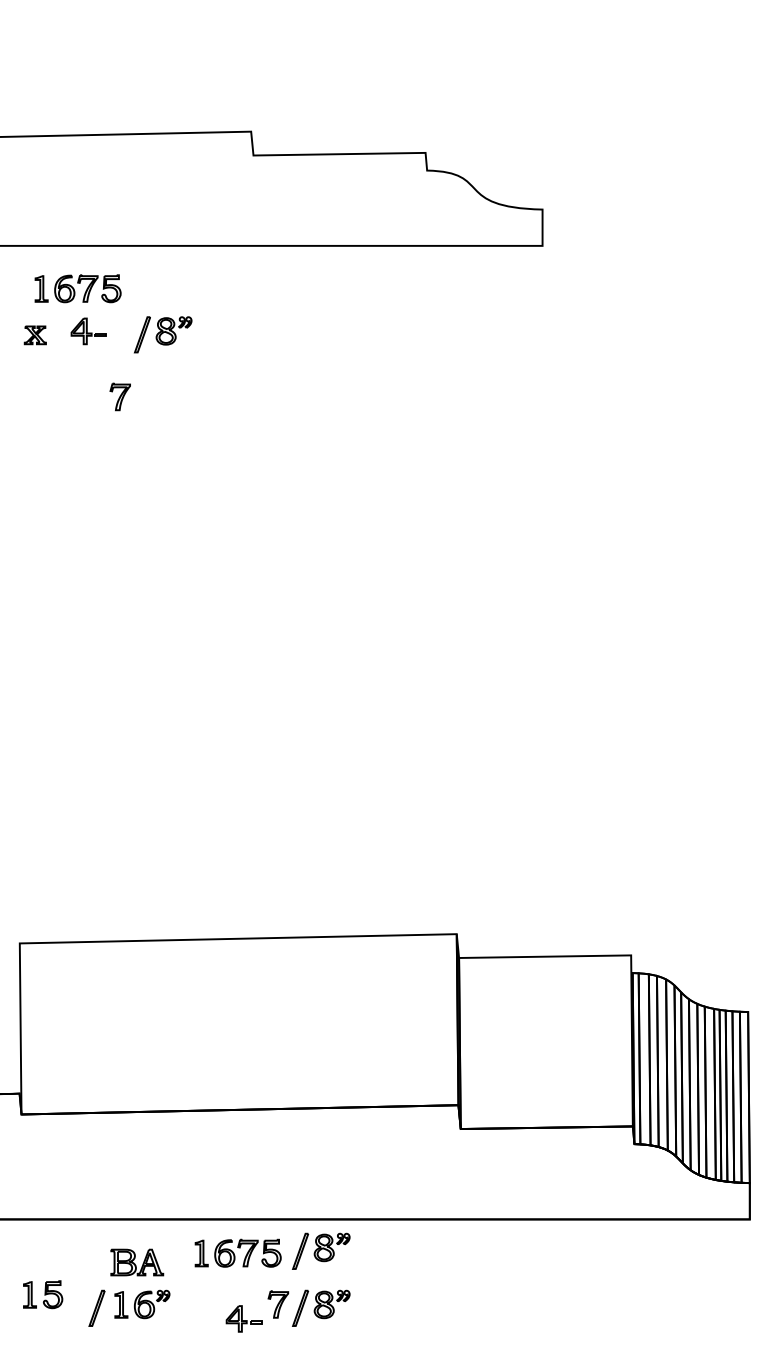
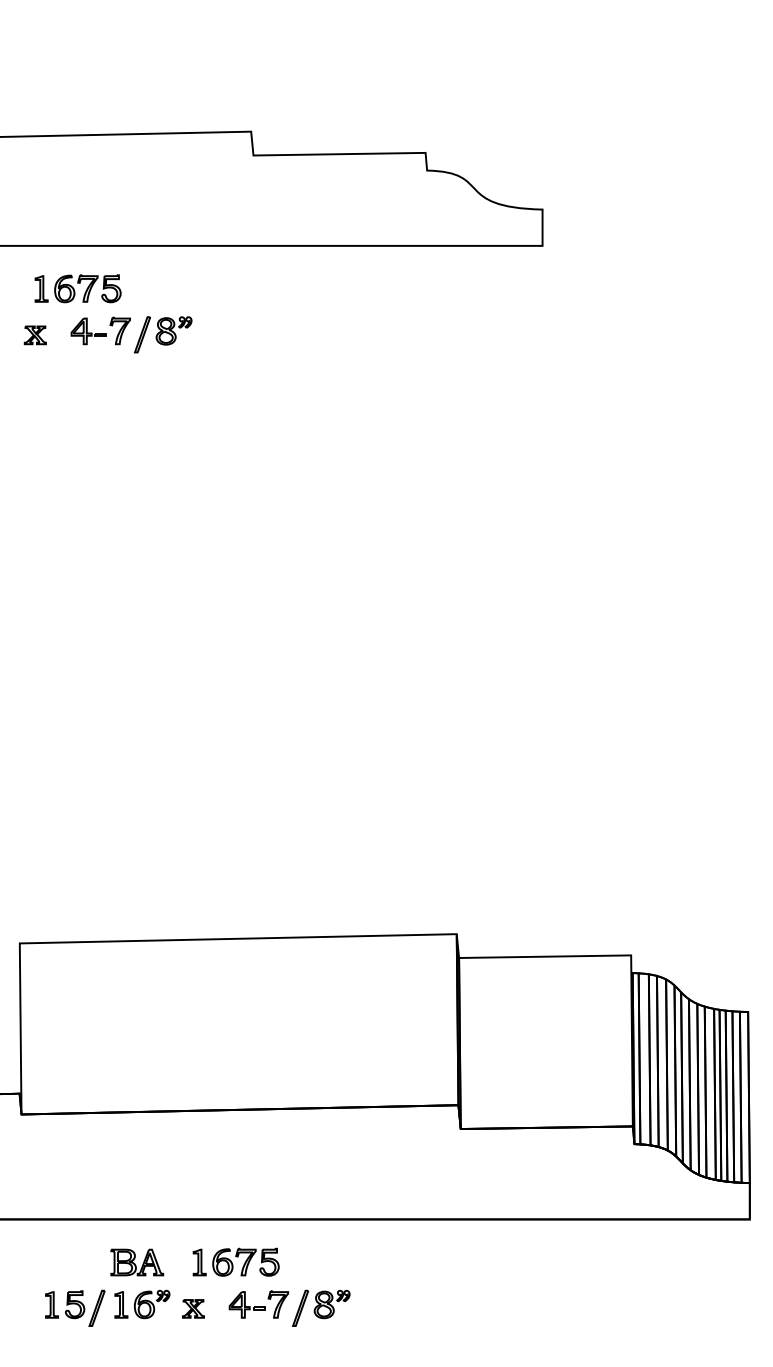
part position: (119, 396) -> (119, 330) (119, 330)
part: present -> none (321, 1250)
part position: (237, 1252) -> (235, 1261) (235, 1261)
part position: (43, 1294) -> (65, 1304) (65, 1304)
part: none -> present (193, 1308)
part position: (243, 1318) -> (246, 1304) (246, 1304)
